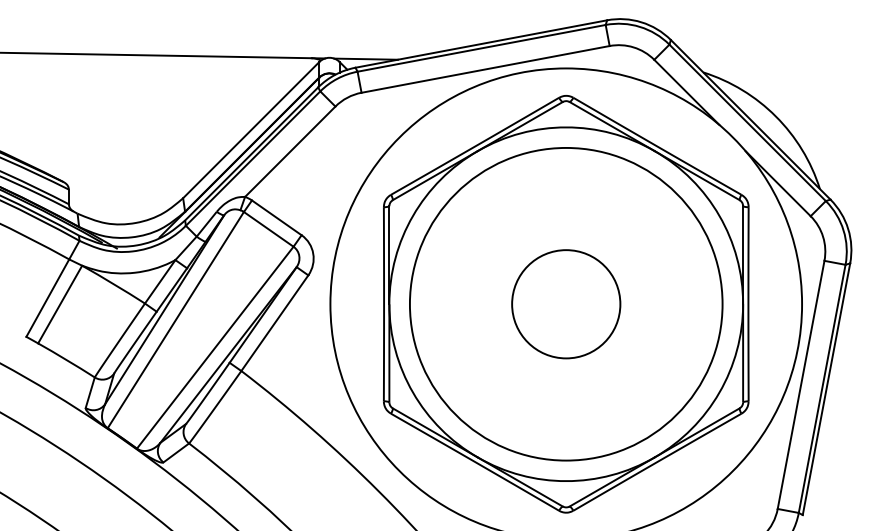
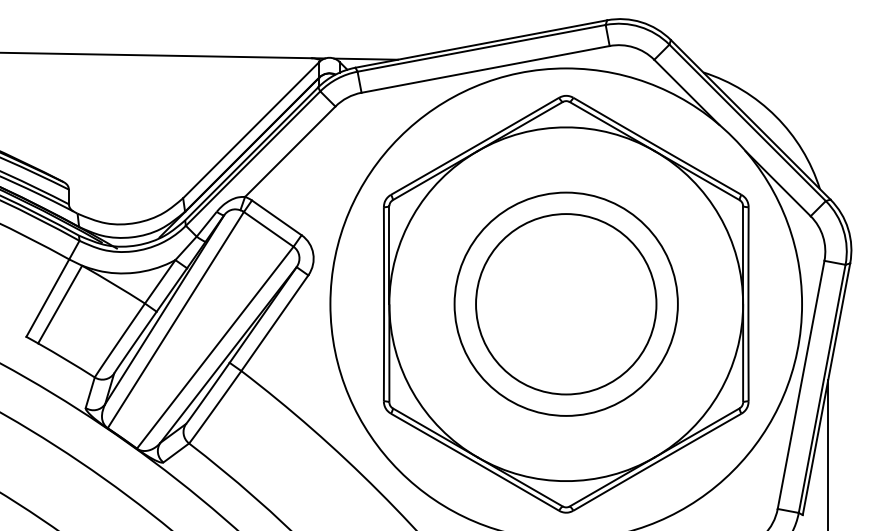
circle diameter: 313 px -> 223 px (565, 303)
circle diameter: 108 px -> 180 px (566, 304)
line: none -> present (828, 453)
